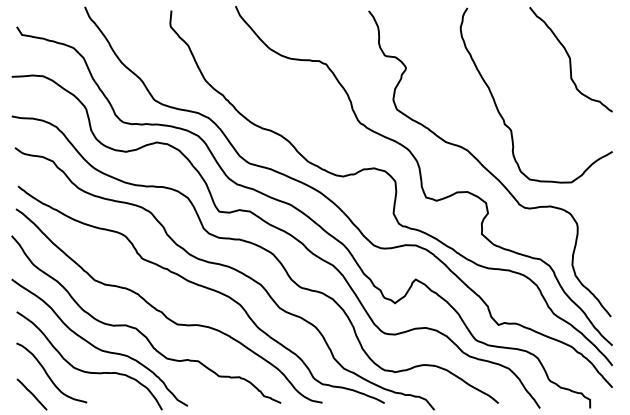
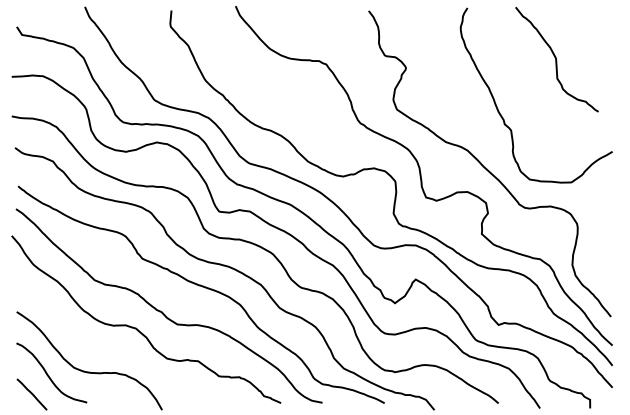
curve position: (570, 59) -> (556, 59) (556, 59)
curve: present -> none (96, 346)
